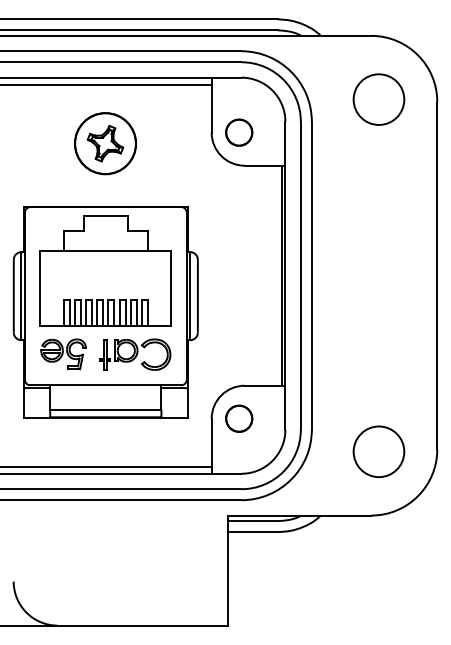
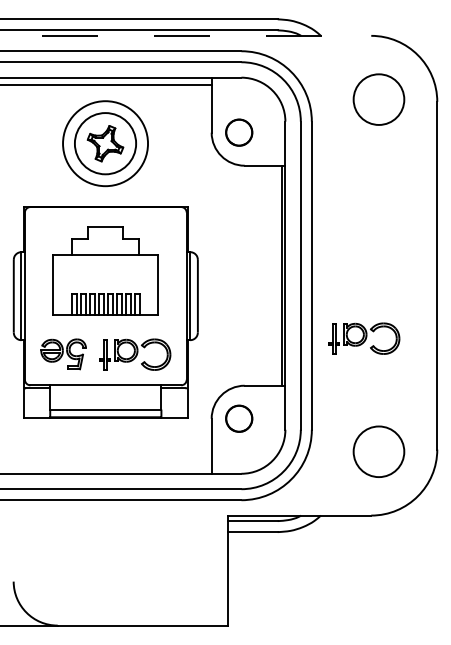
line: solid -> dashed (186, 35)
circle diameter: 61 px -> 85 px (105, 143)
part size: 133x112 px -> 107x90 px (105, 270)
part: none -> present (364, 338)
line: present -> none (106, 466)
